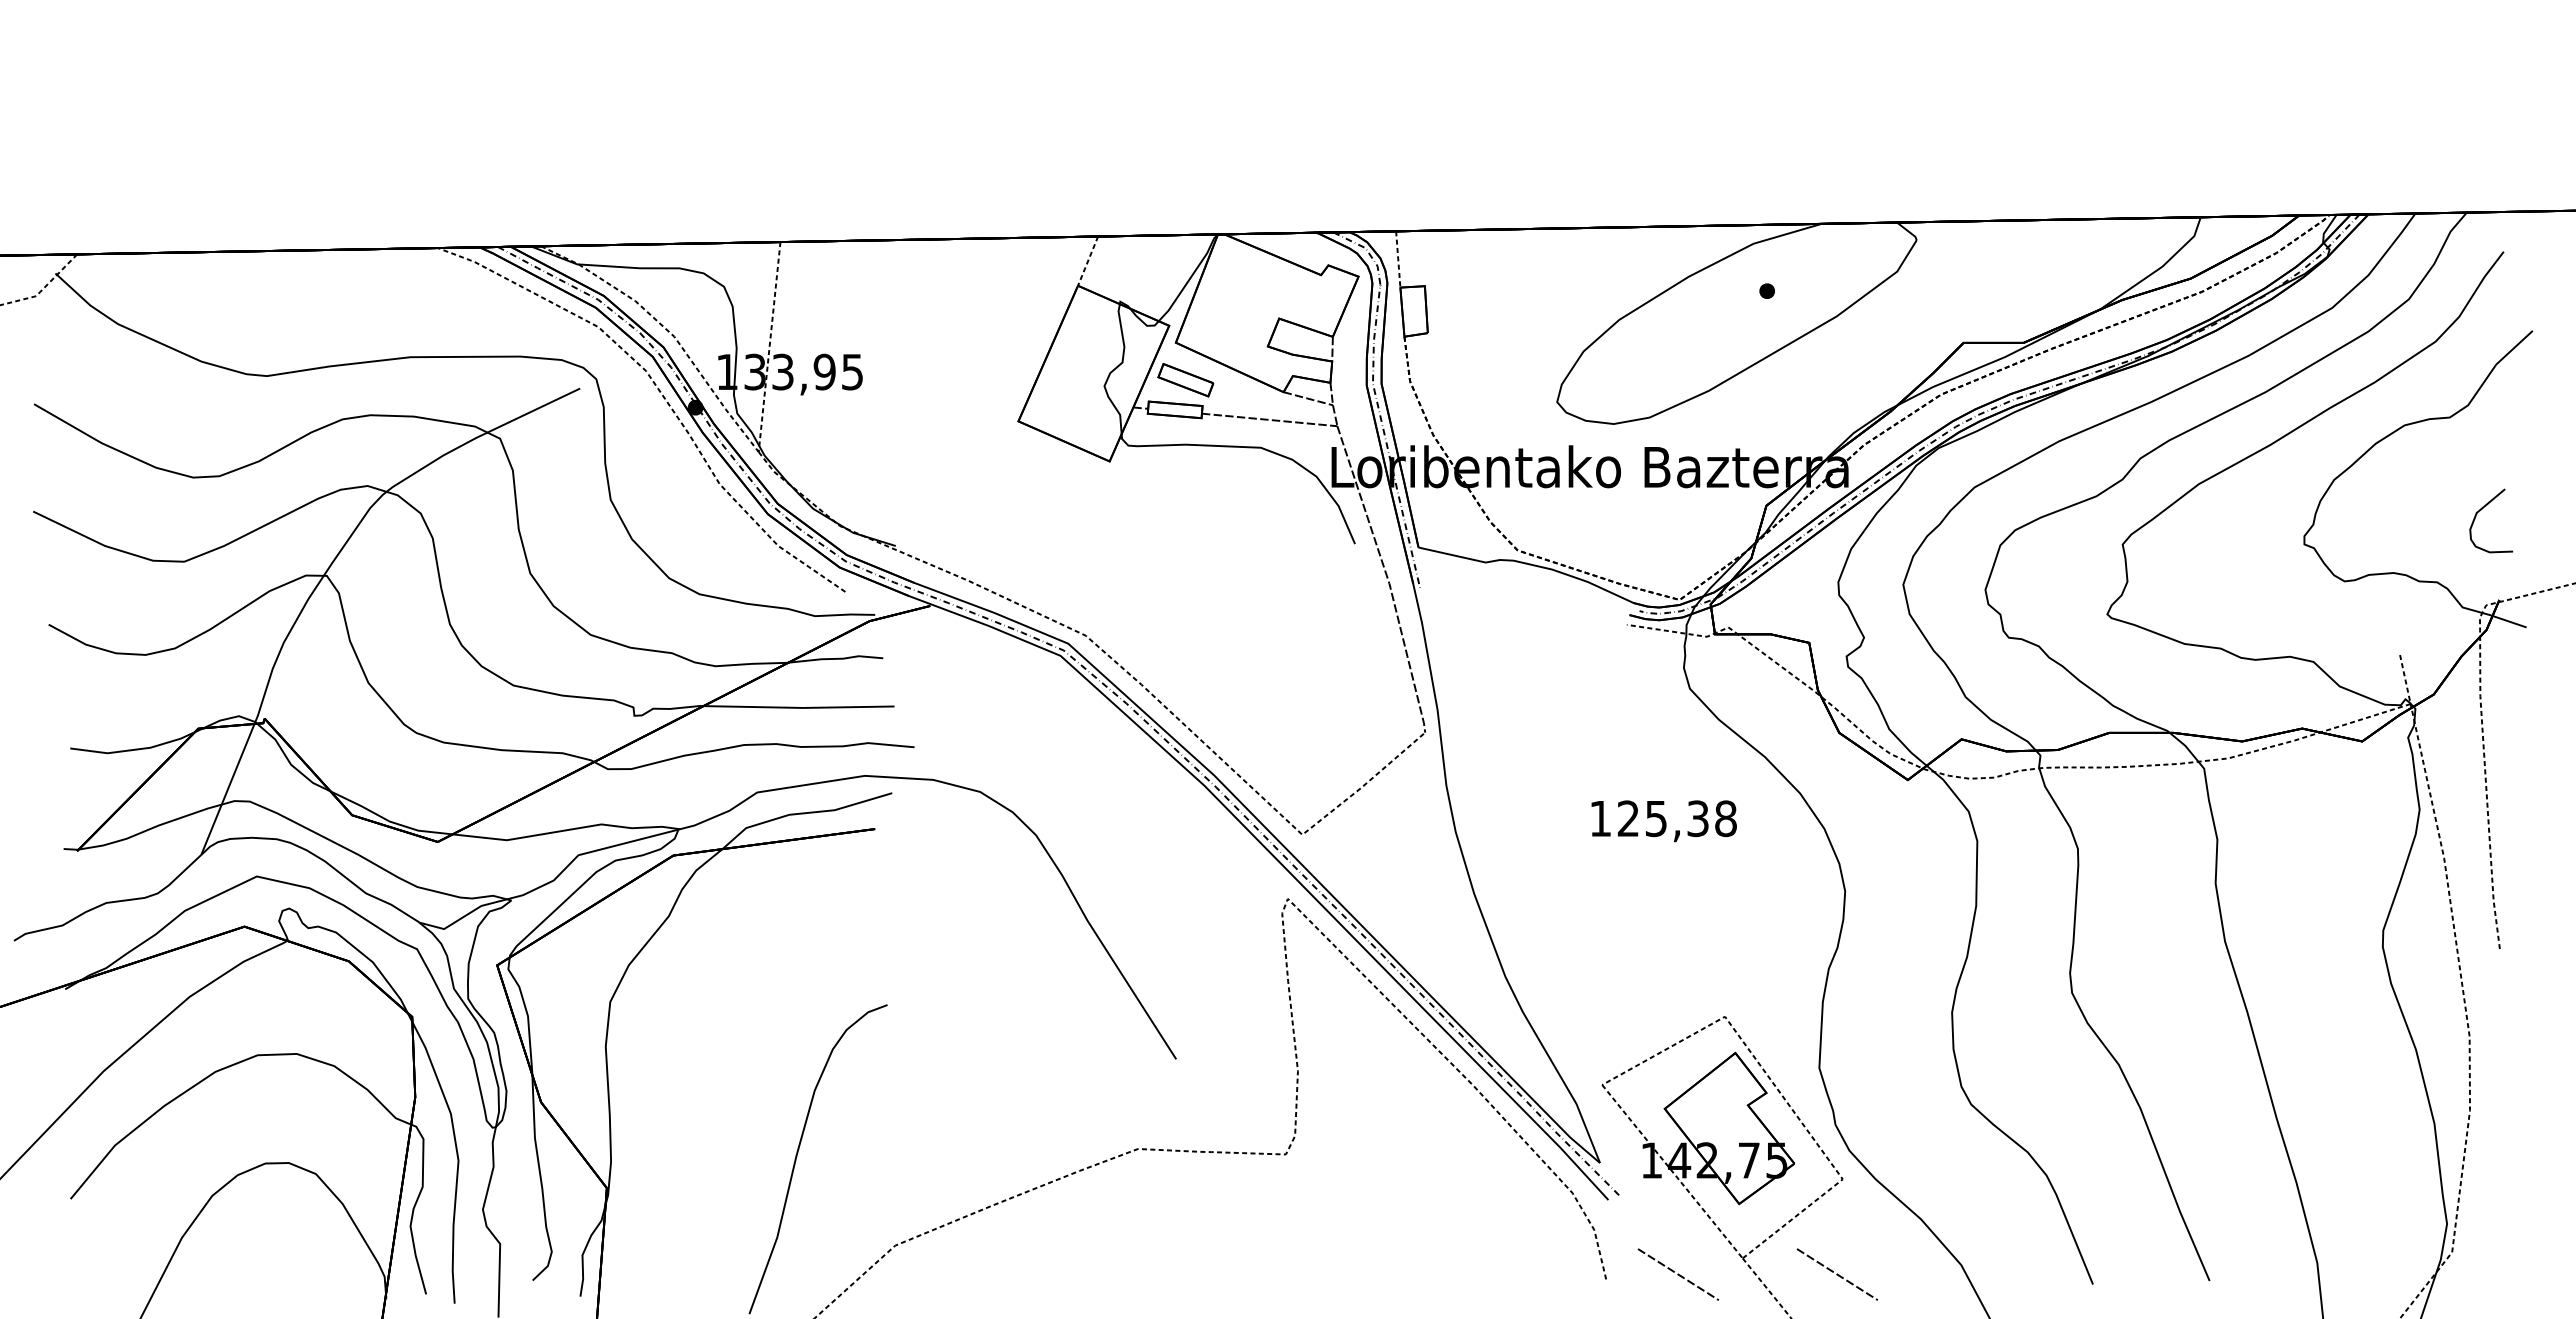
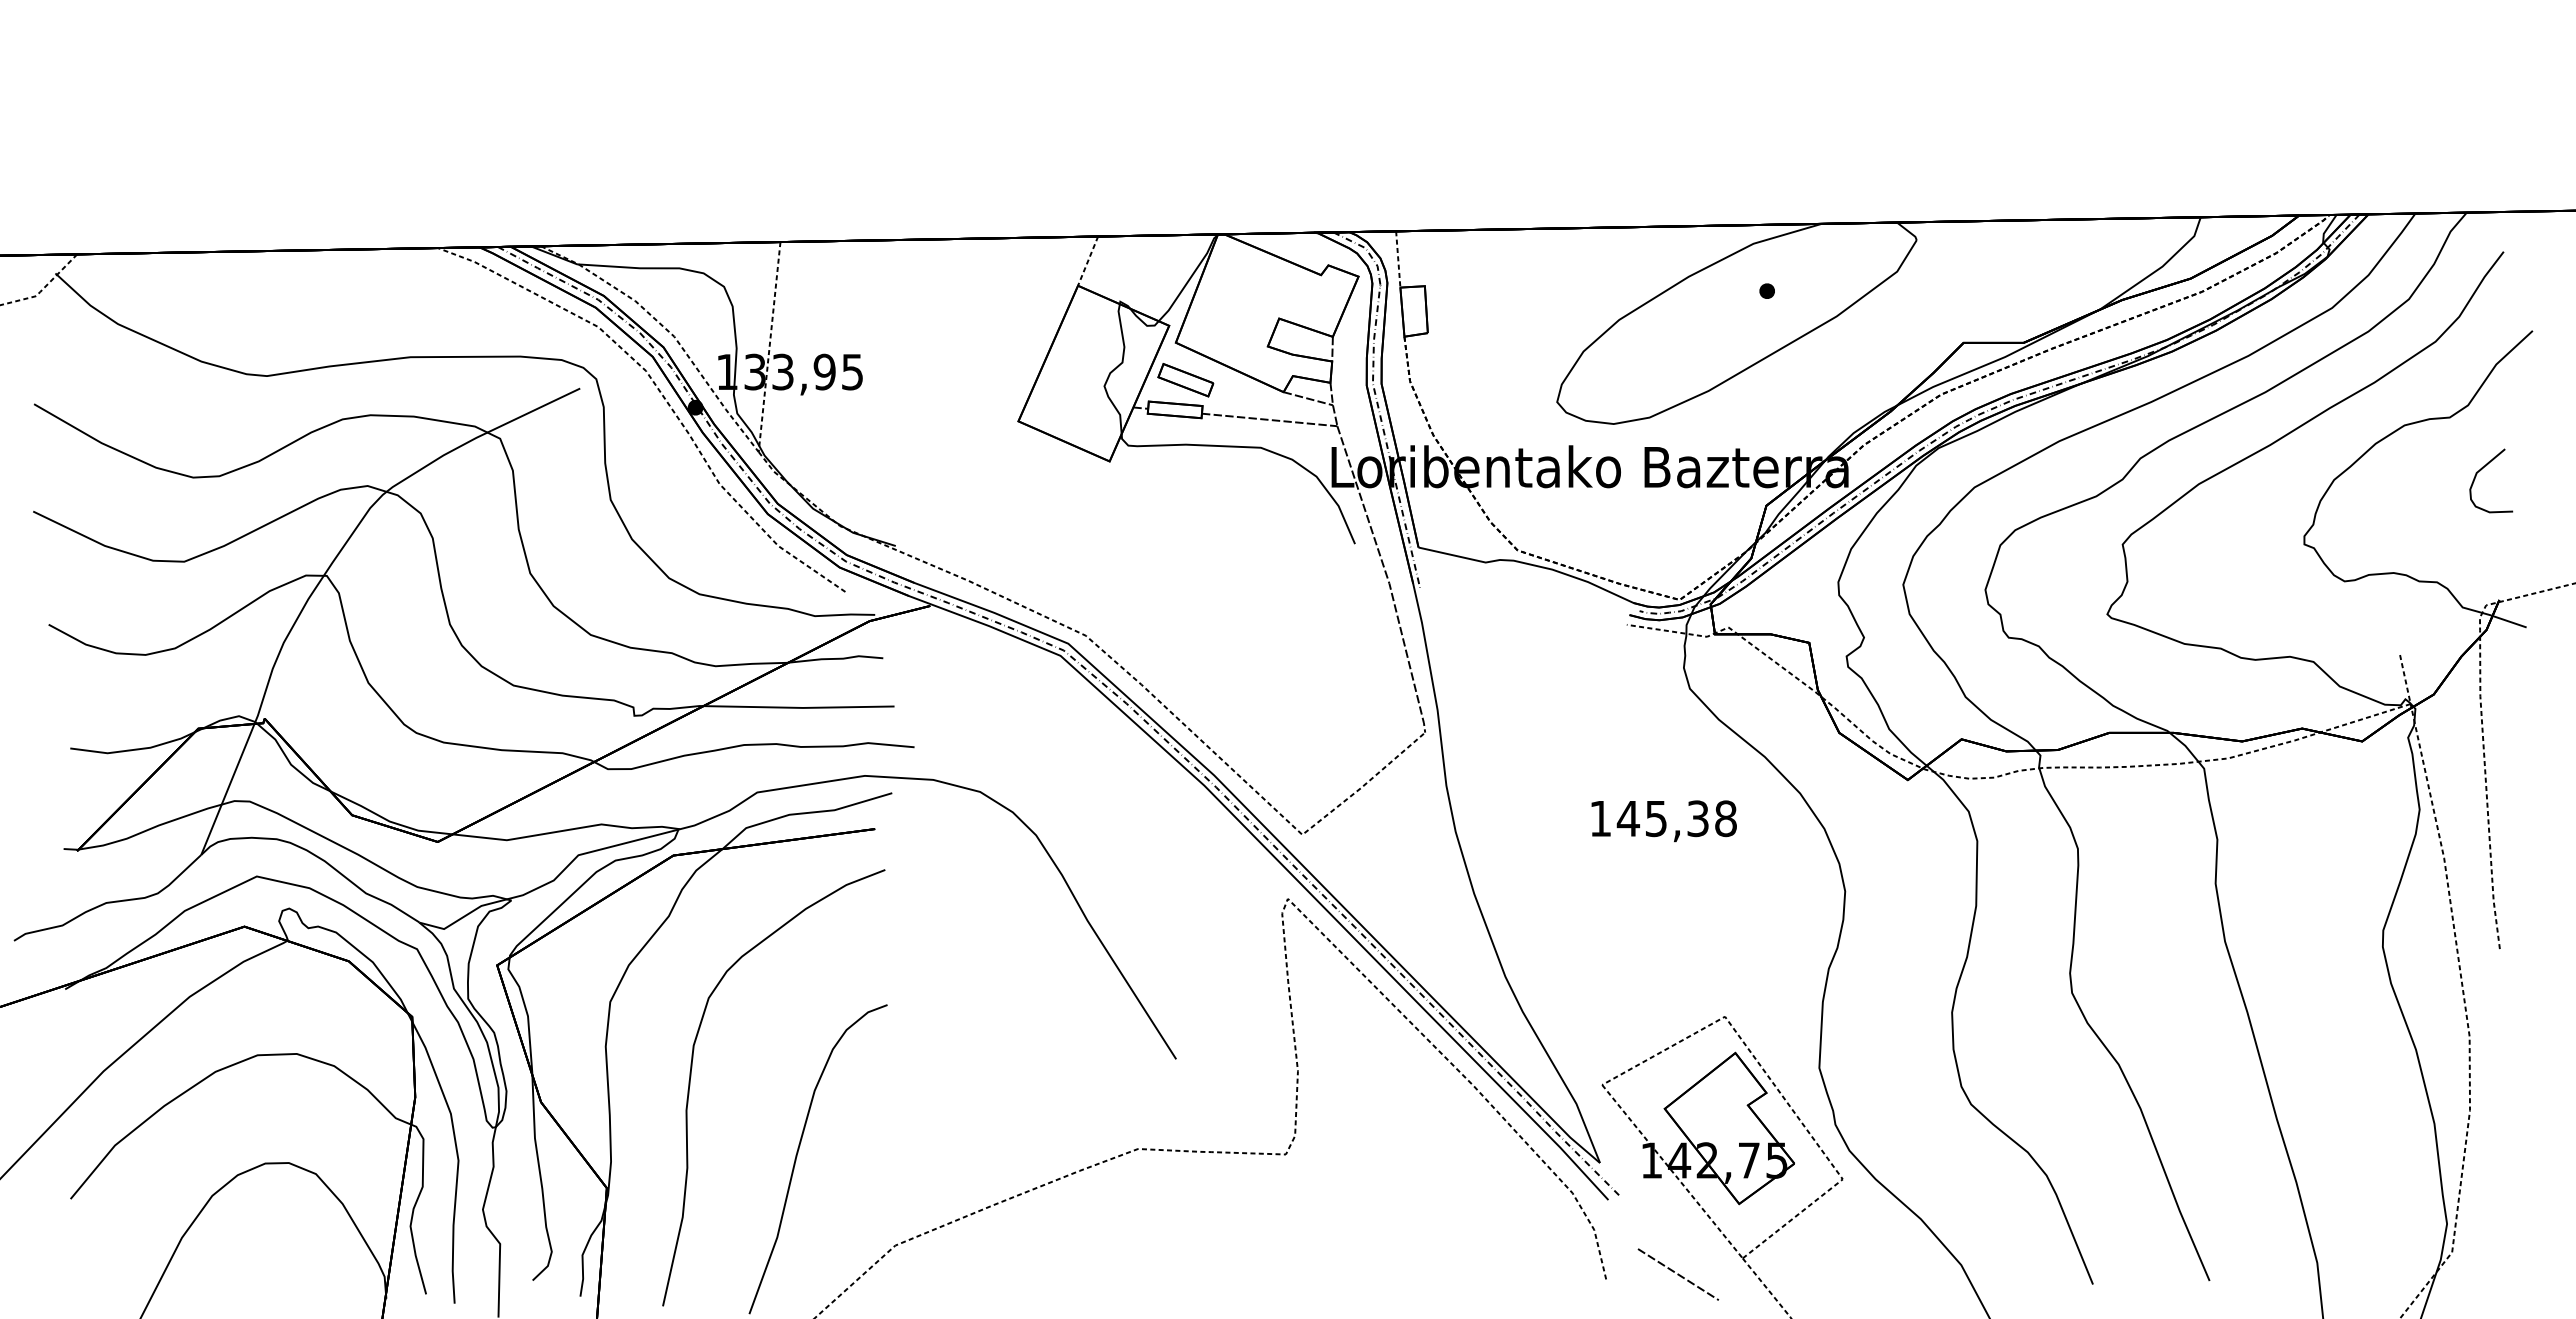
curve position: (2481, 510) -> (2481, 470) (2481, 470)
text: 125,38 -> 145,38 (1628, 818)
curve: none -> present (691, 1077)
line: present -> none (1837, 1274)
